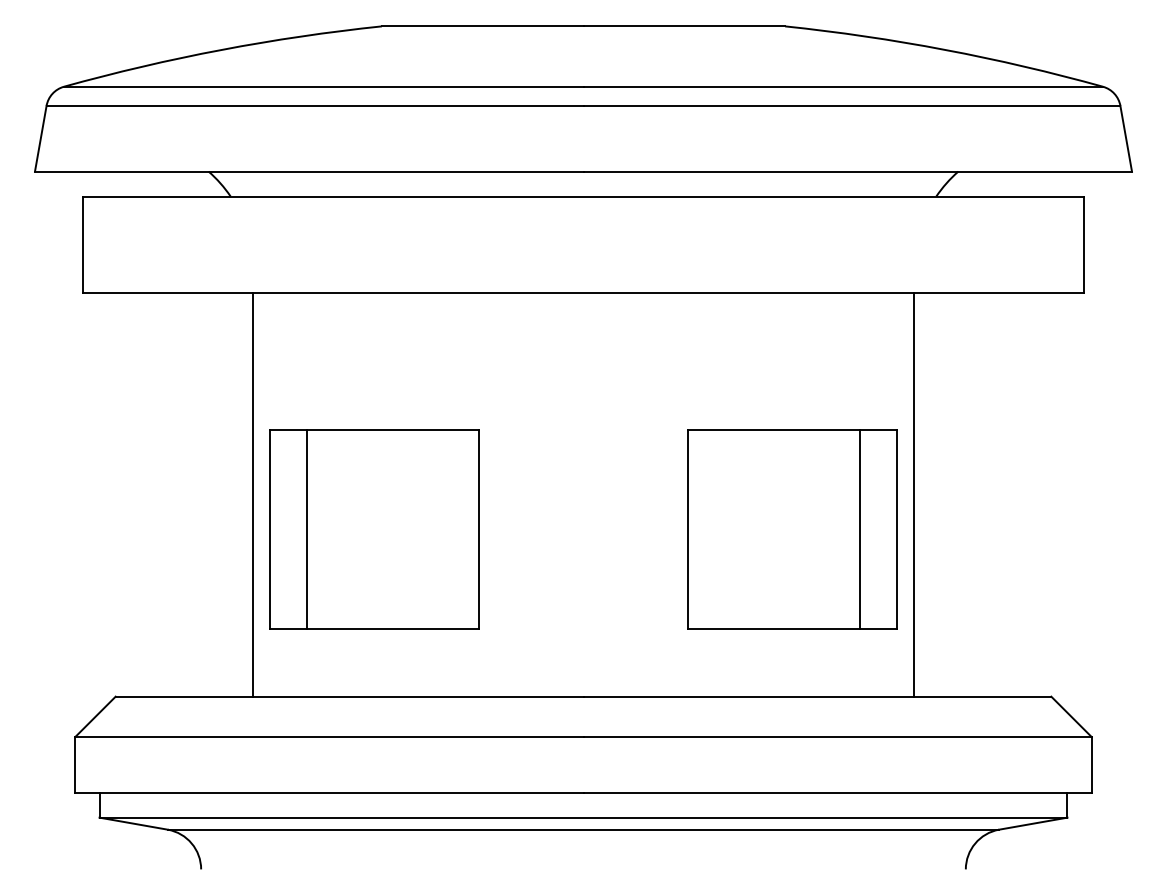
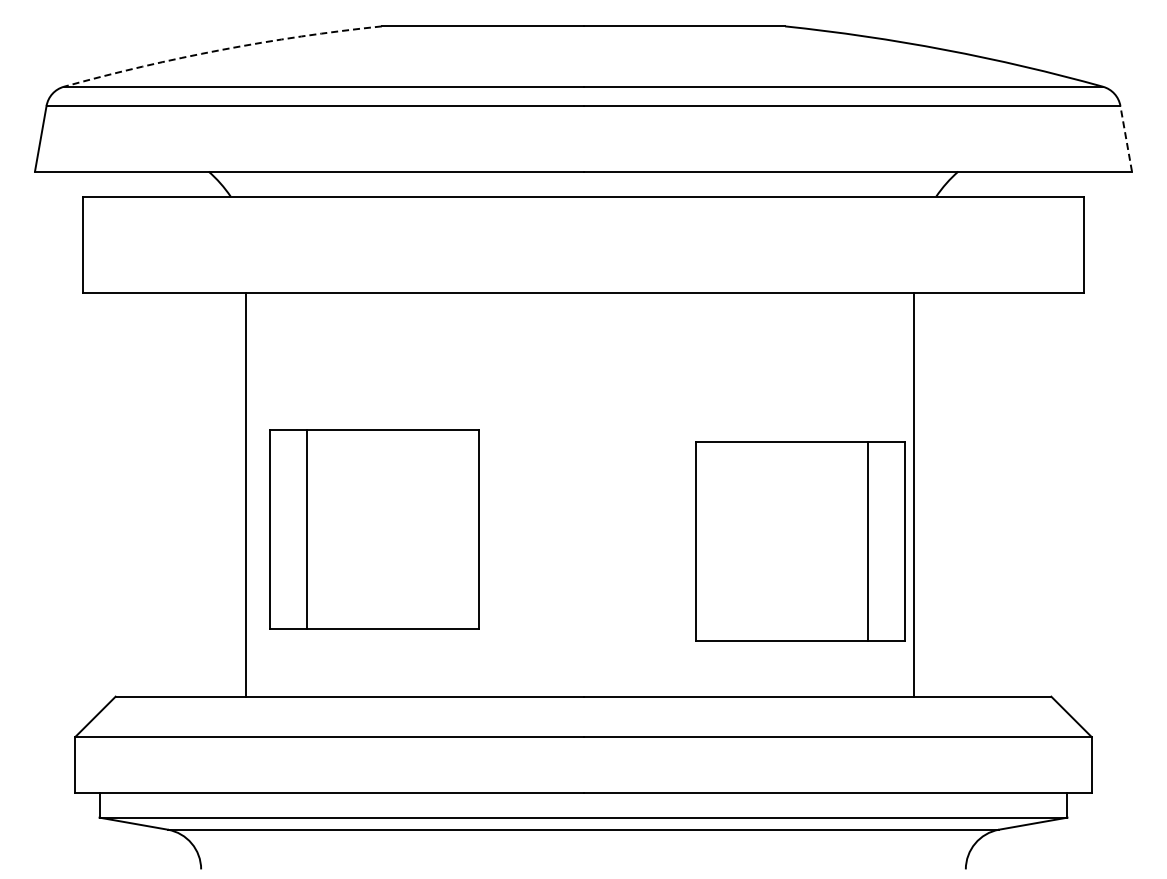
arc: solid -> dashed (221, 49)
line: solid -> dashed (1126, 138)
line position: (252, 494) -> (245, 494) (245, 494)
part position: (792, 529) -> (800, 541) (800, 541)
